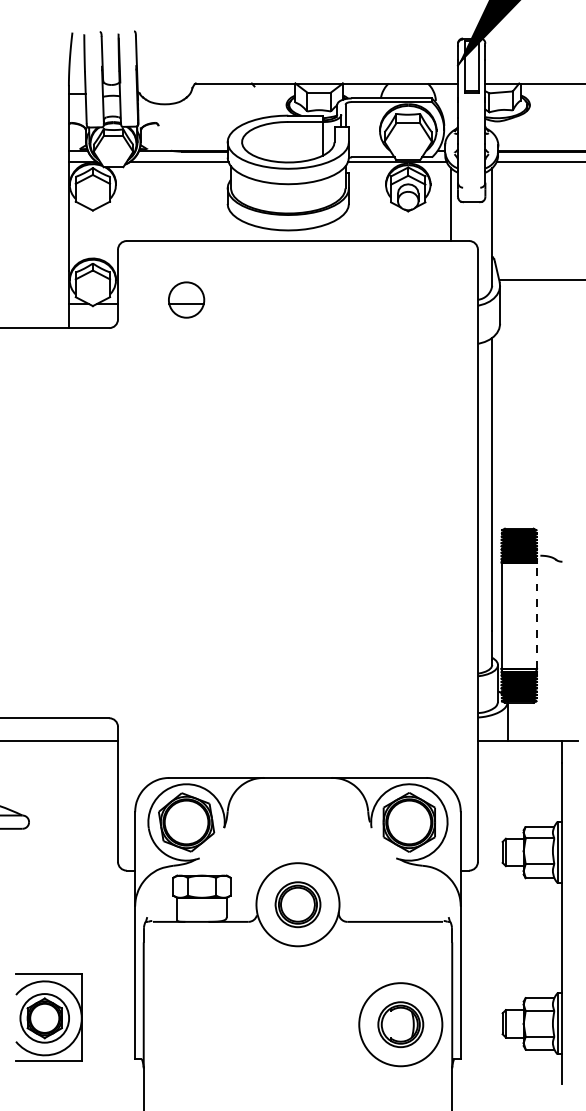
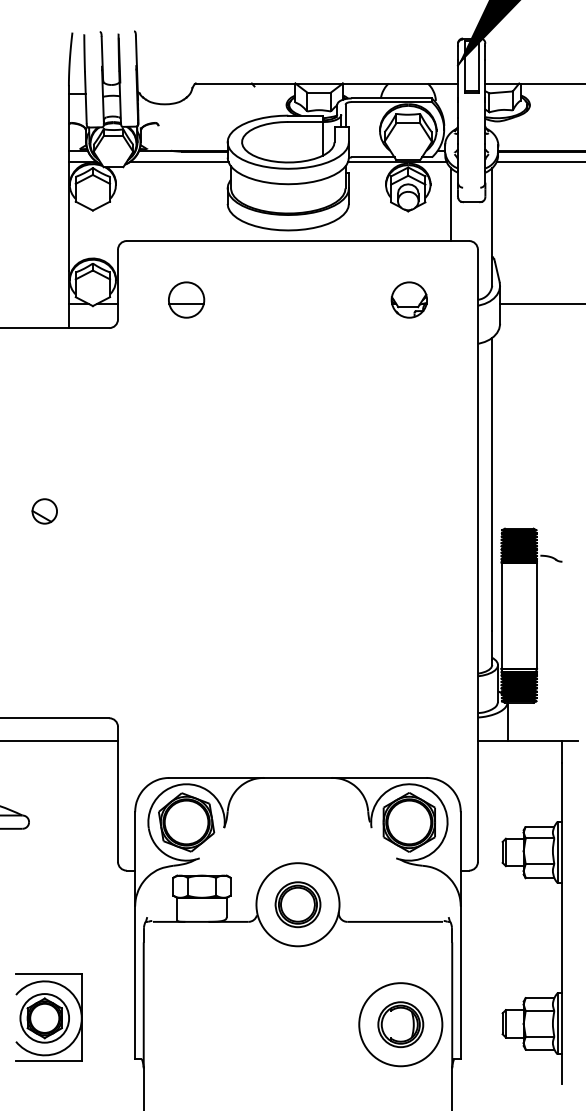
line position: (541, 279) -> (541, 303) (541, 303)
part: none -> present (408, 299)
part: none -> present (44, 511)
line: dashed -> solid (536, 615)
